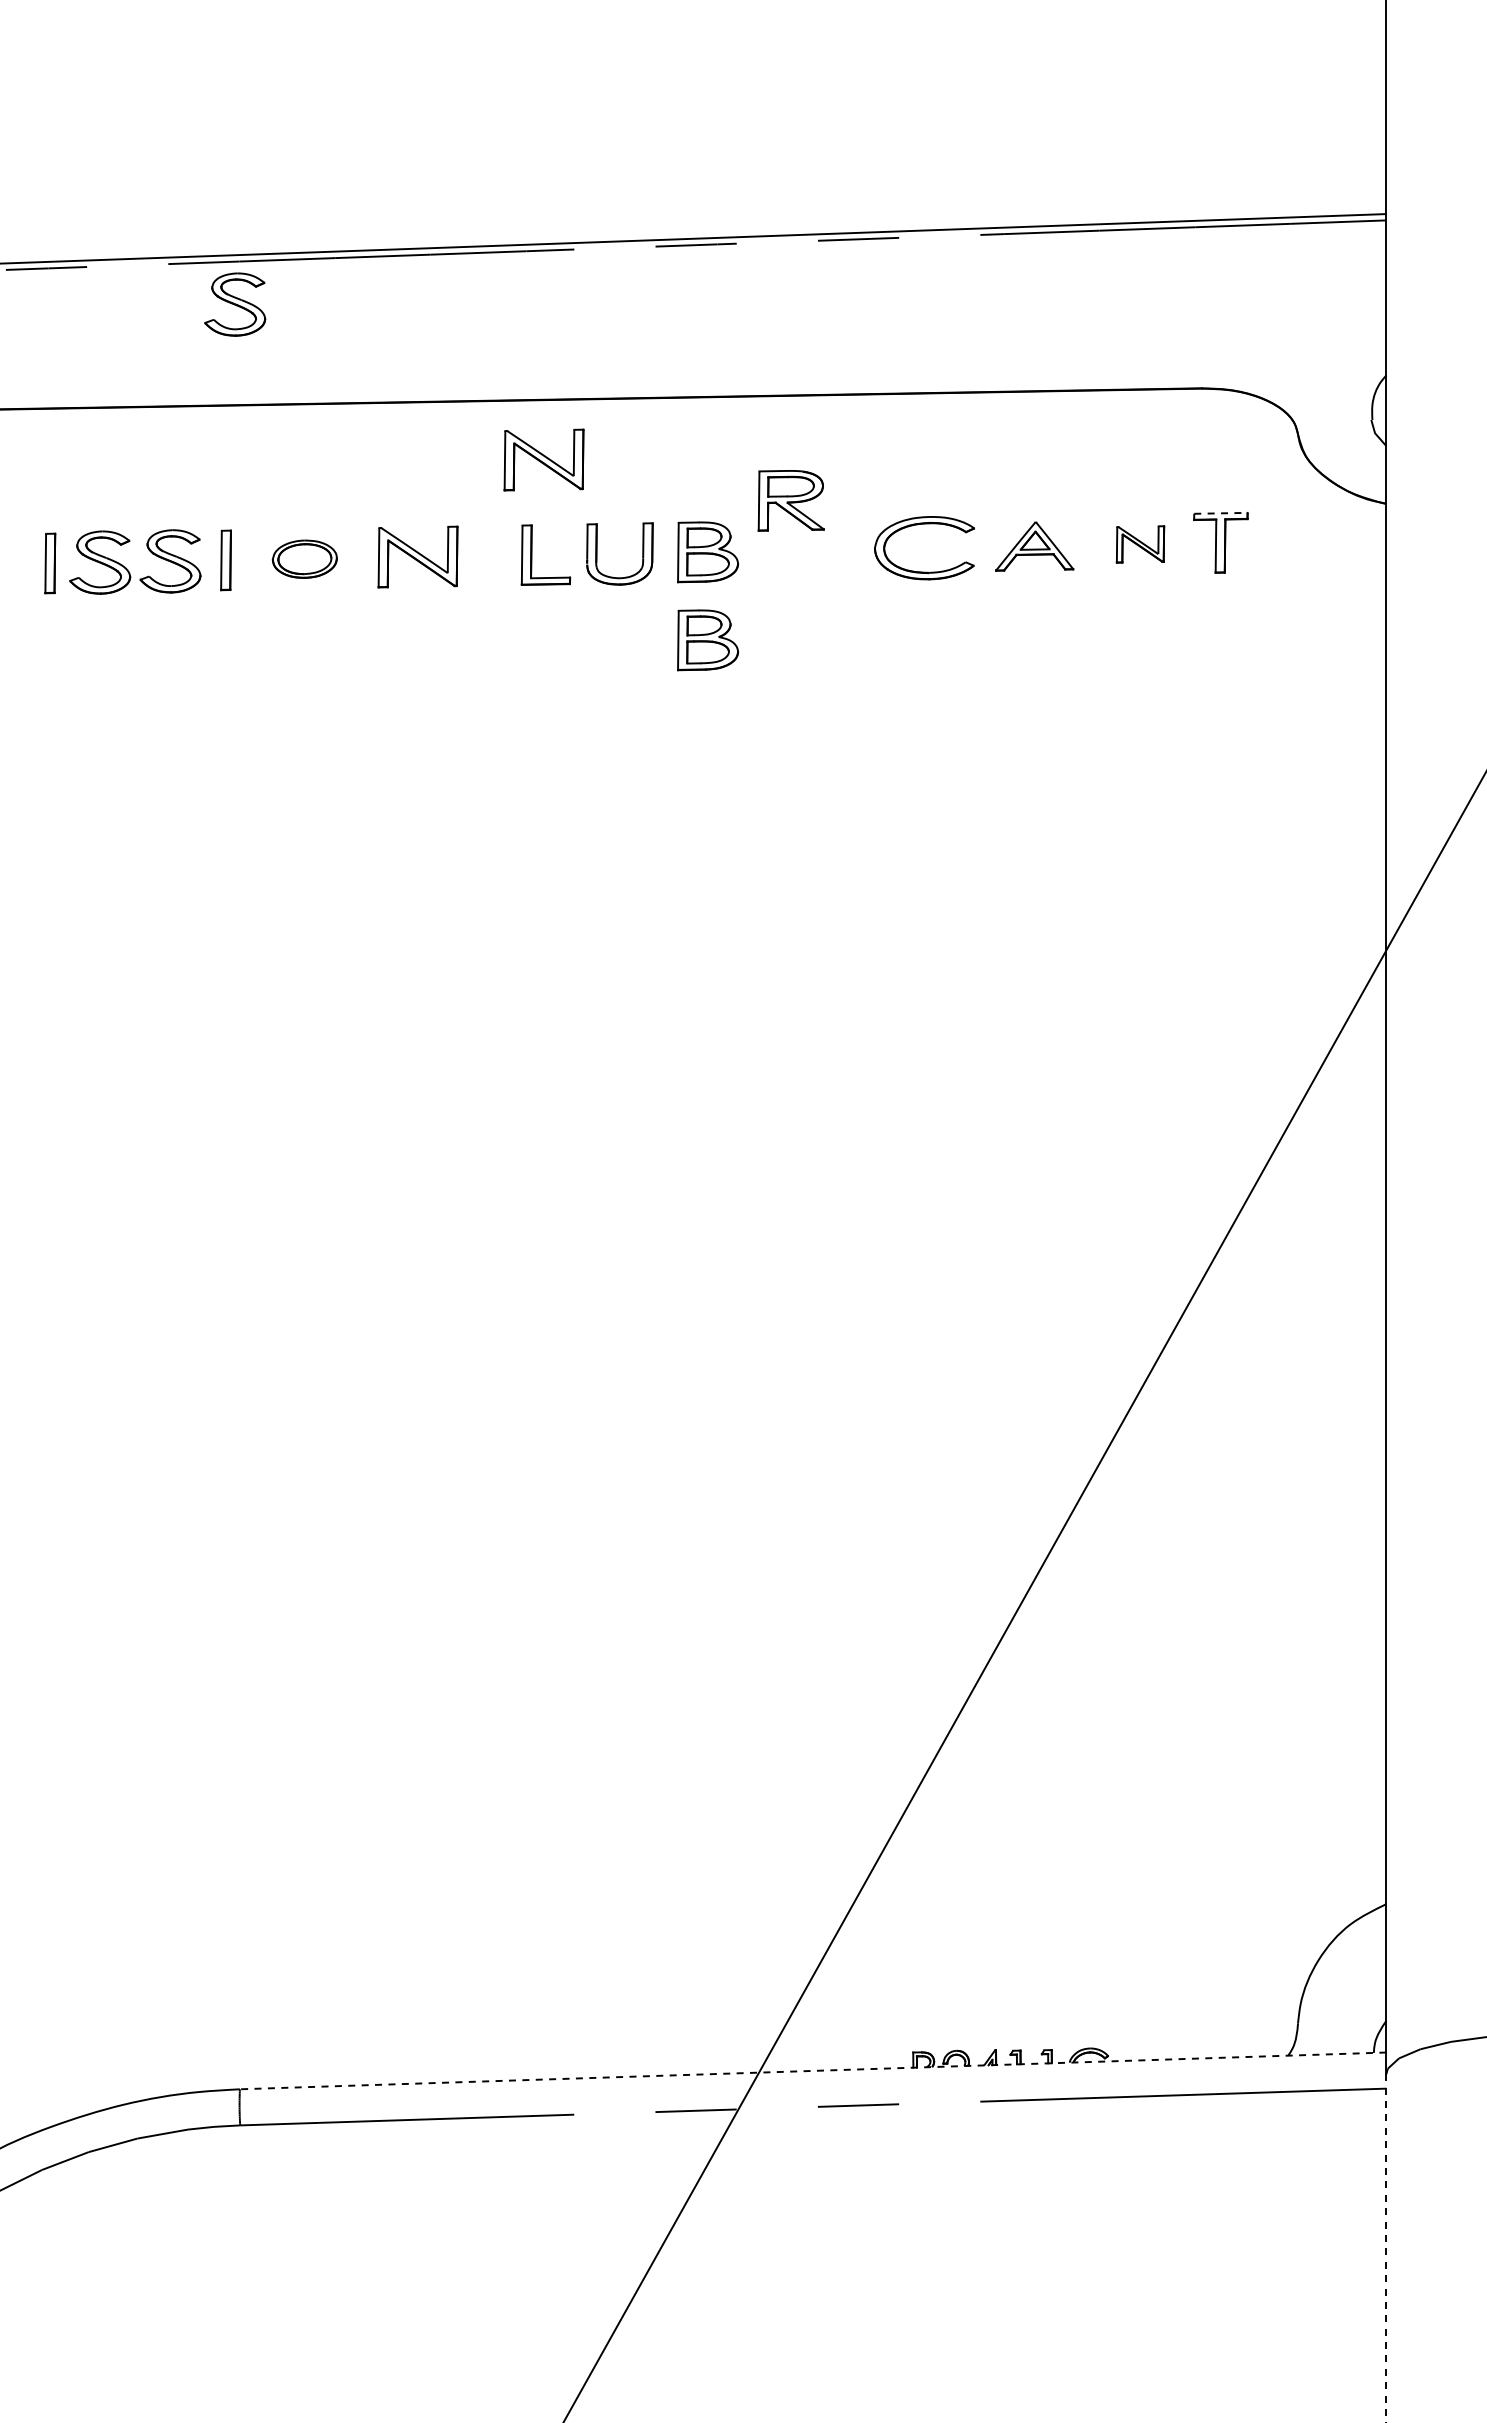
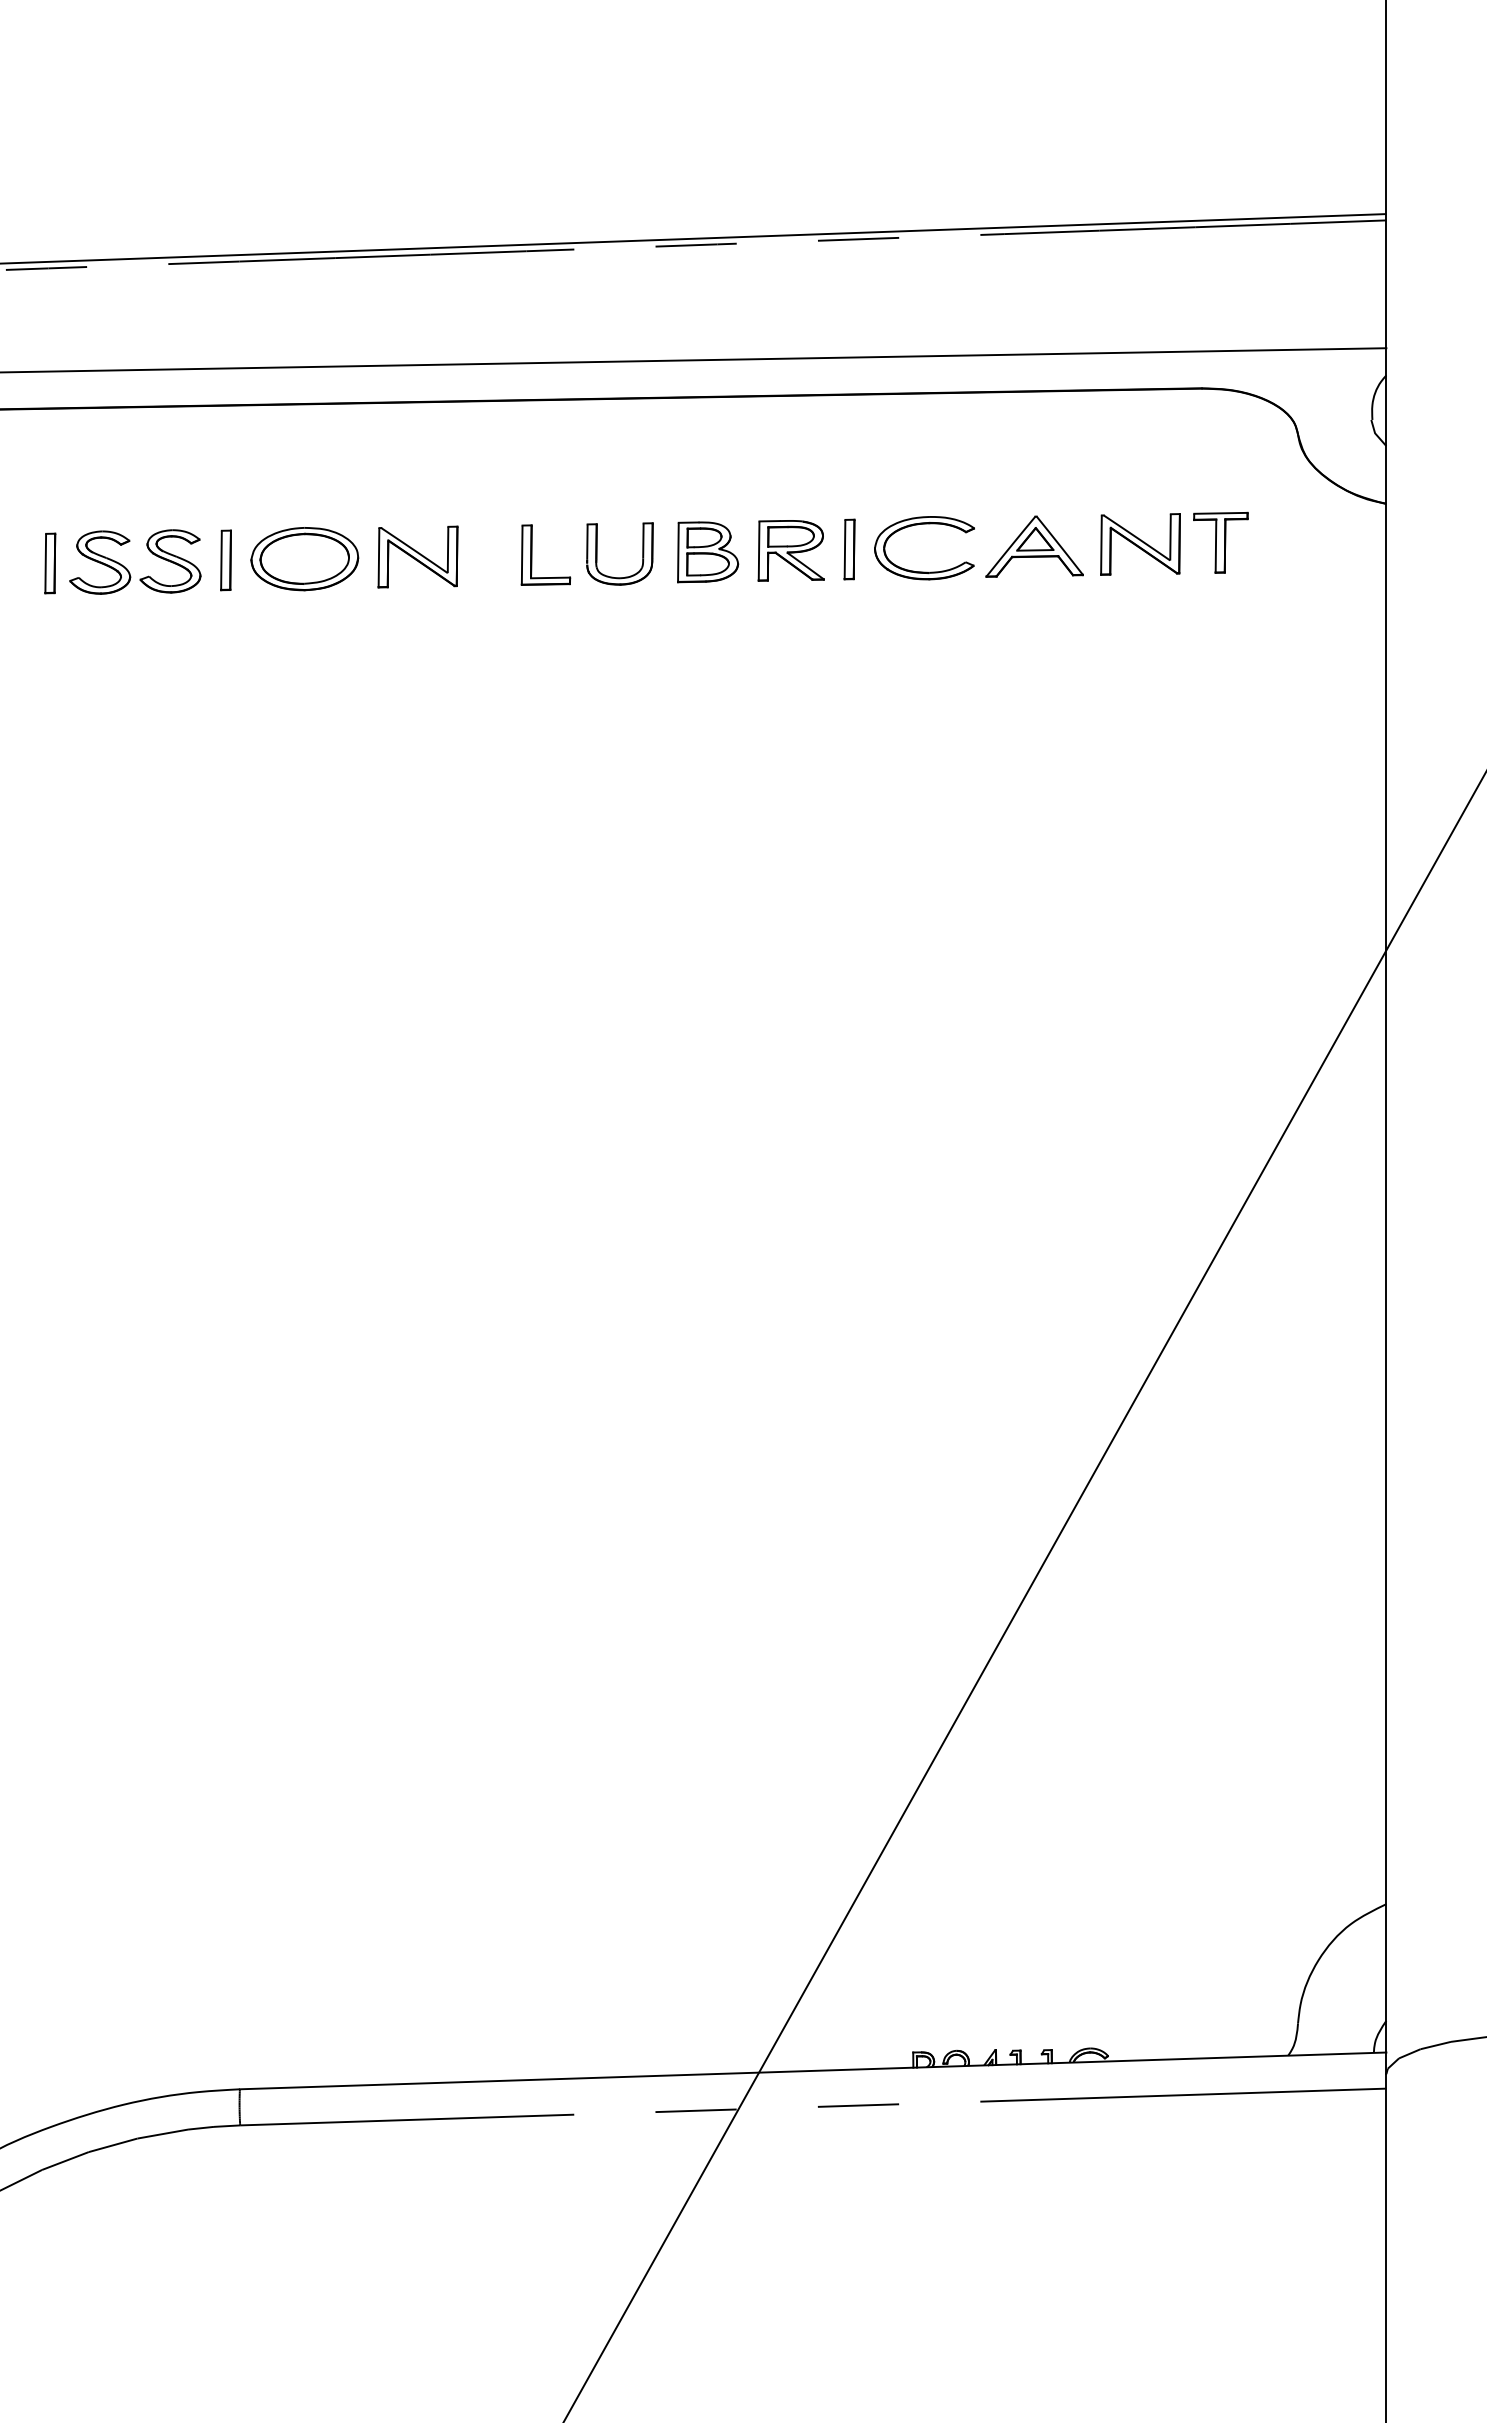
part: present -> none (235, 304)
line: none -> present (694, 360)
part: present -> none (543, 459)
part position: (790, 500) -> (790, 550) (790, 550)
line: dashed -> solid (1220, 513)
part size: 51x39 px -> 81x63 px (1140, 544)
part size: 80x51 px -> 99x63 px (1034, 546)
part: none -> present (849, 549)
part size: 67x40 px -> 110x65 px (304, 559)
part: present -> none (708, 640)
line: dashed -> solid (813, 2070)
line: dashed -> solid (1386, 2248)
